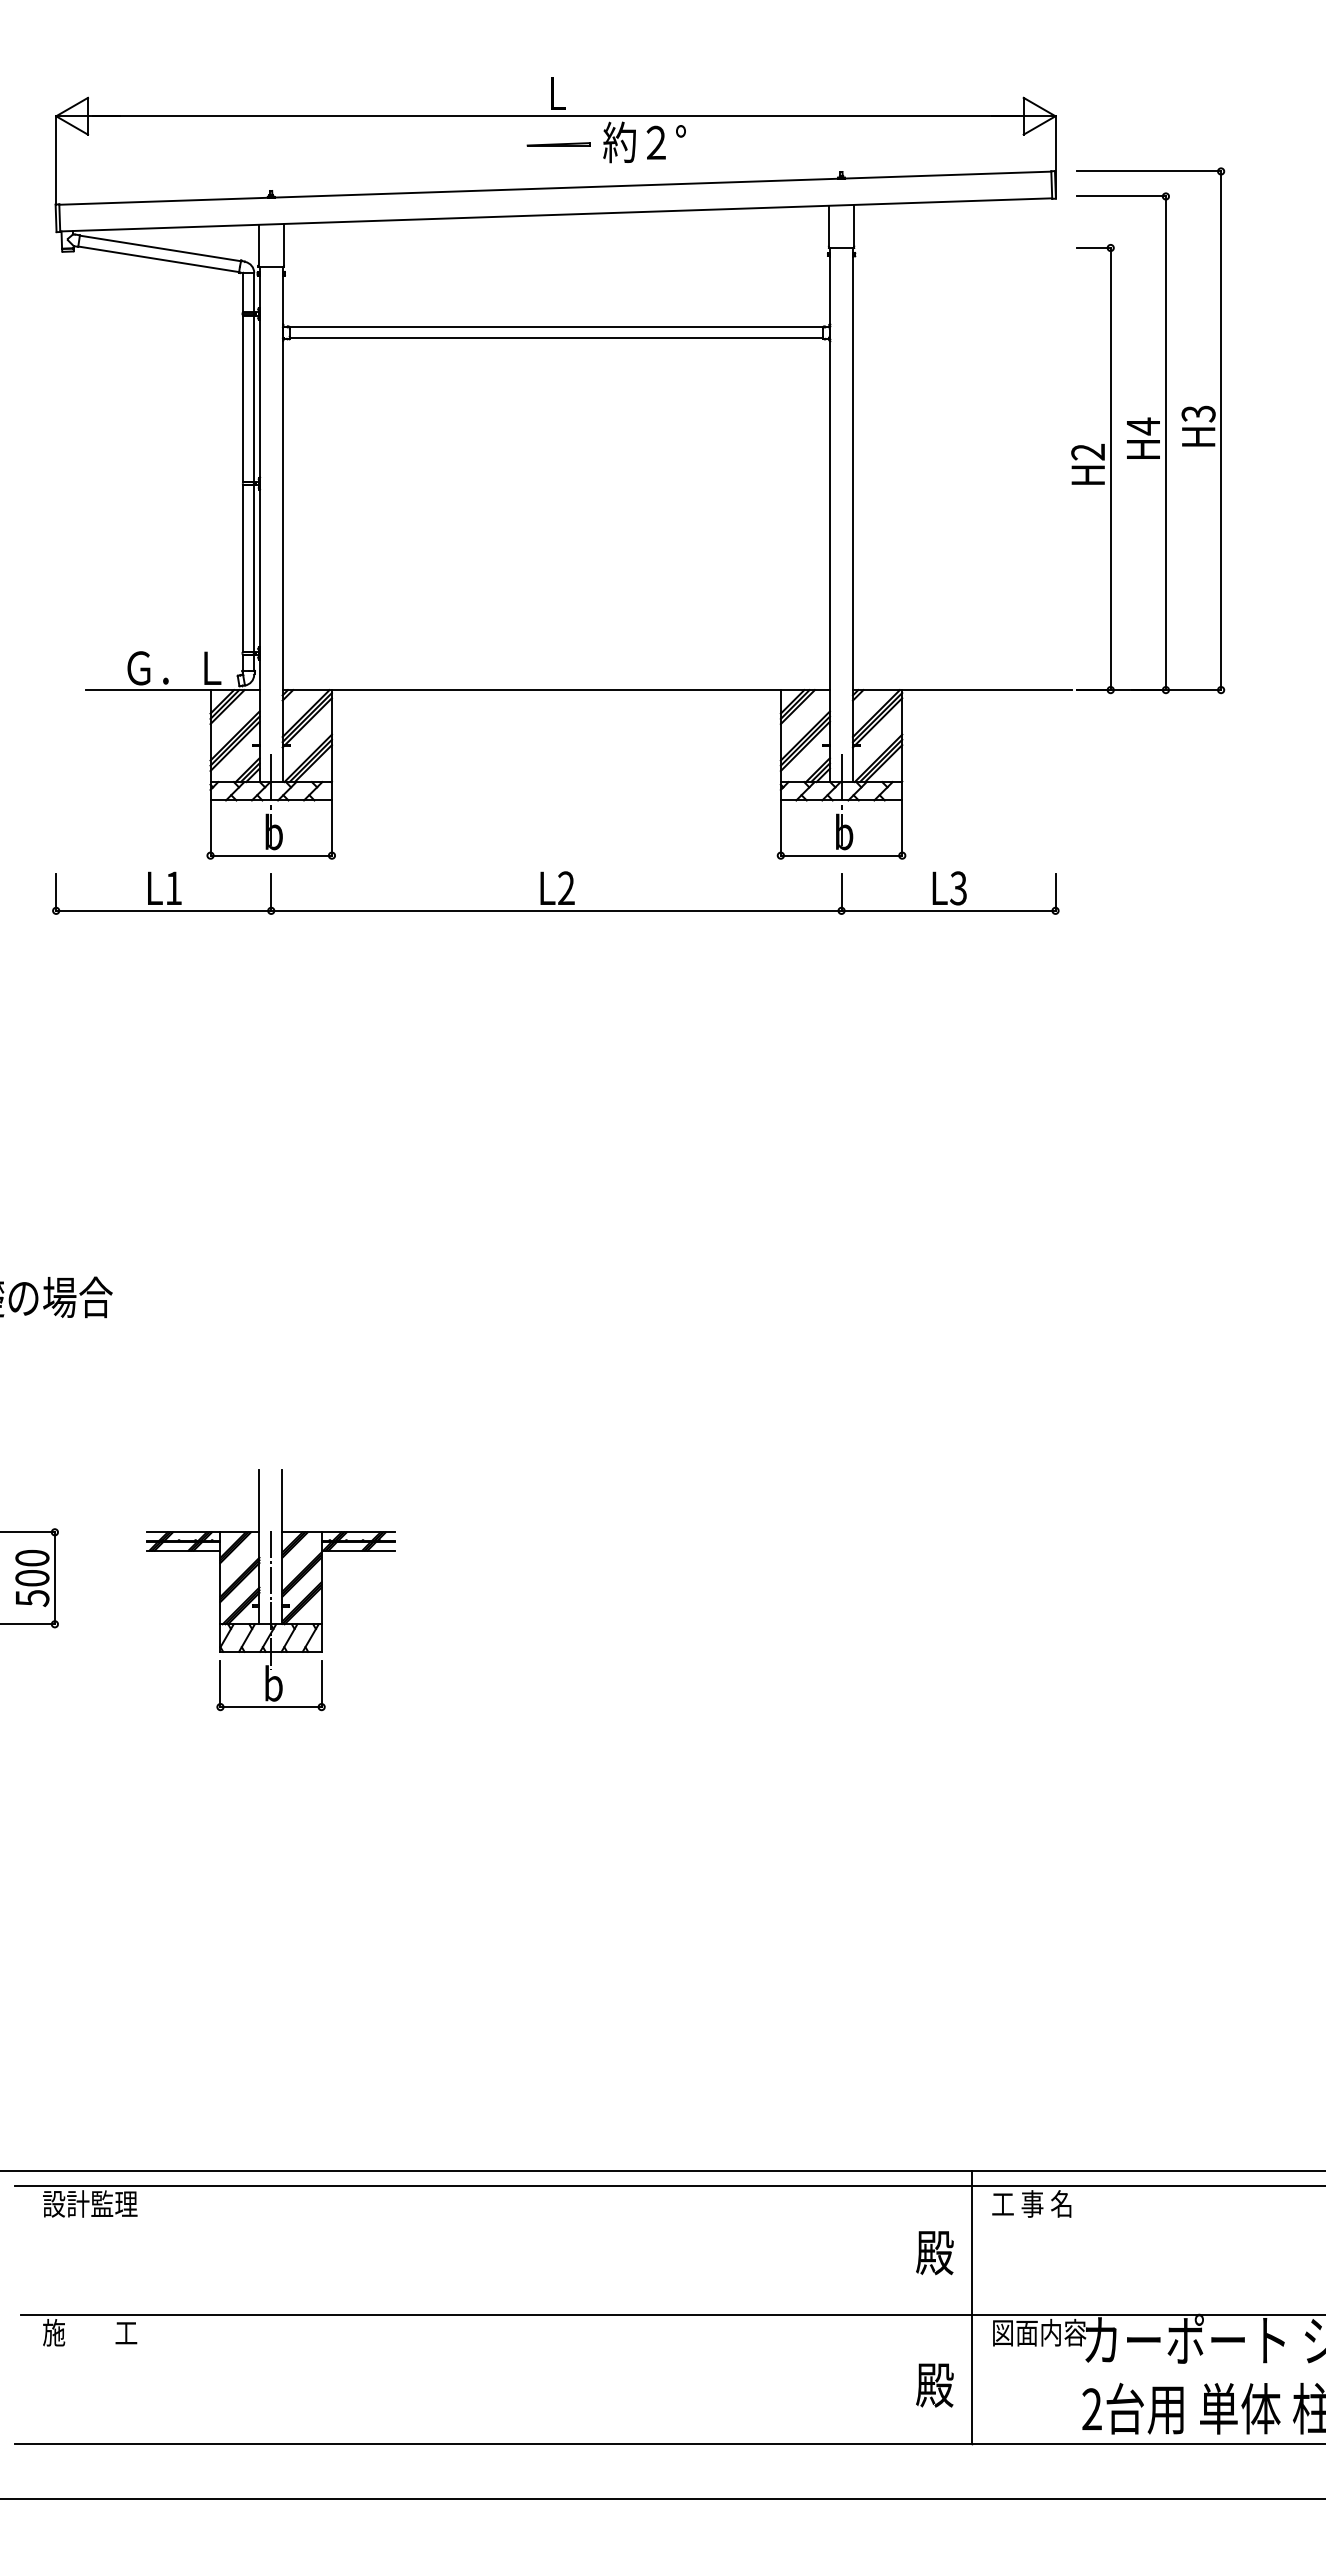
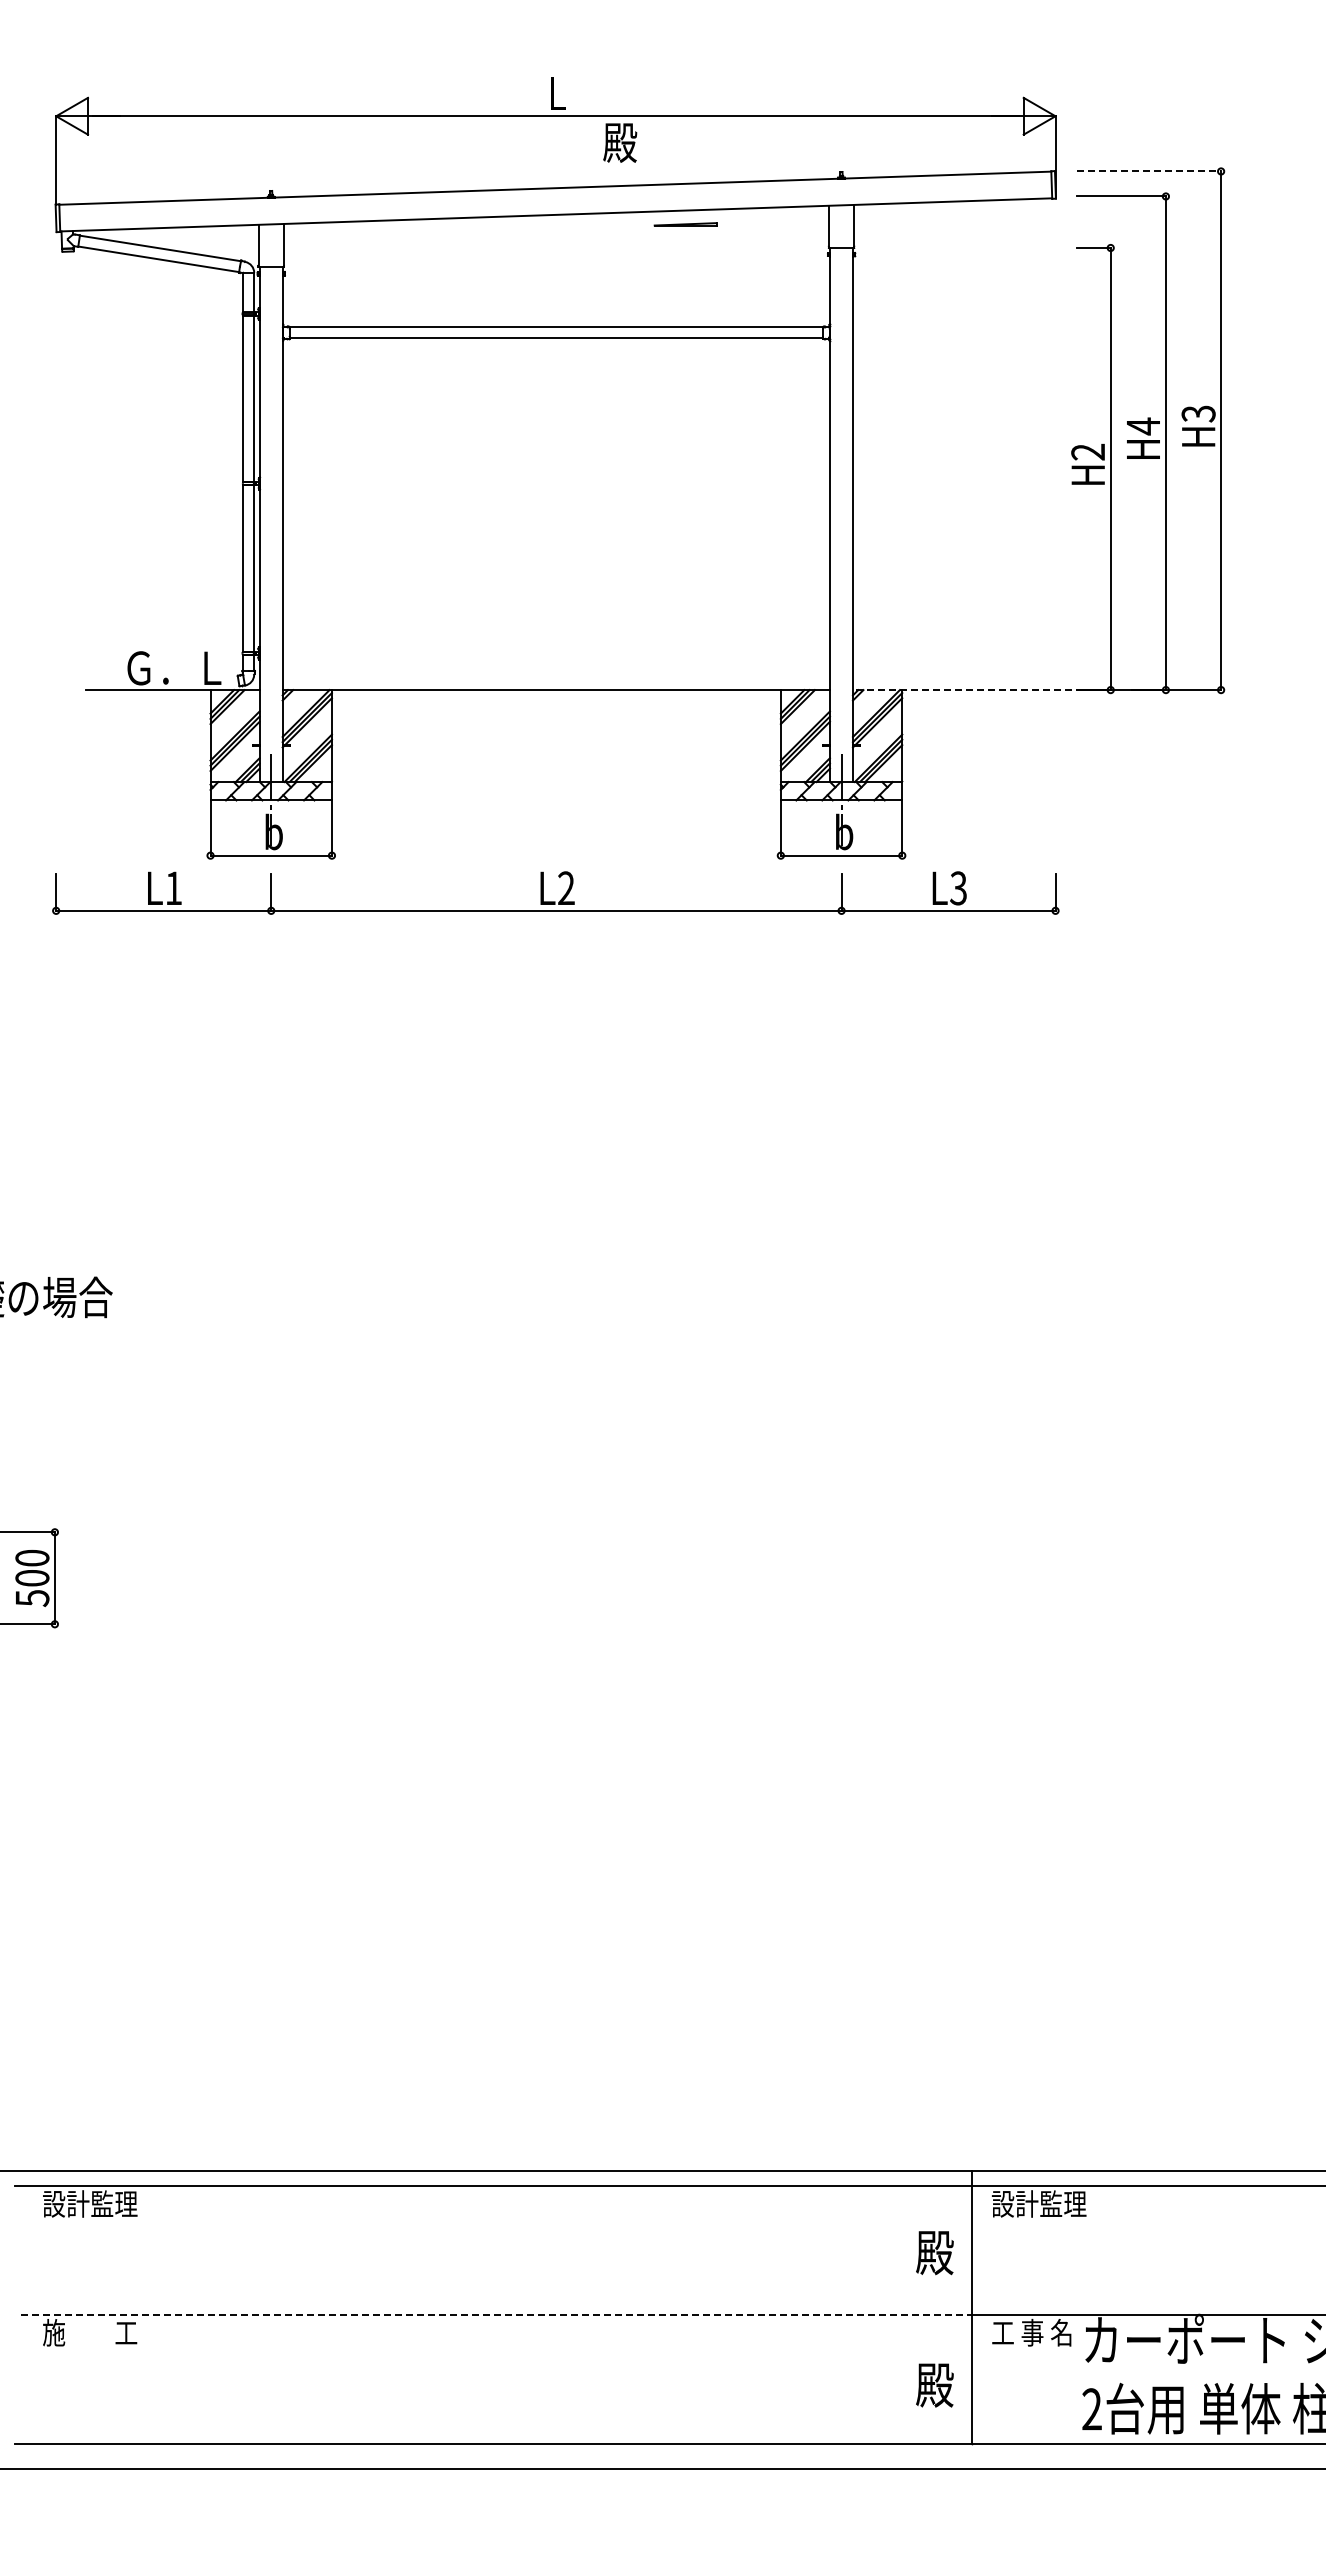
text: 約２° -> 殿 (644, 142)
line position: (558, 144) -> (685, 224) (685, 224)
line: solid -> dashed (1149, 171)
line: solid -> dashed (961, 690)
part: present -> none (270, 1590)
text: 工 事 名 -> 設計監理 (1038, 2203)
line: solid -> dashed (496, 2314)
text: 図面内容 -> 工 事 名 (1039, 2332)
line position: (662, 2498) -> (662, 2468) (662, 2468)
